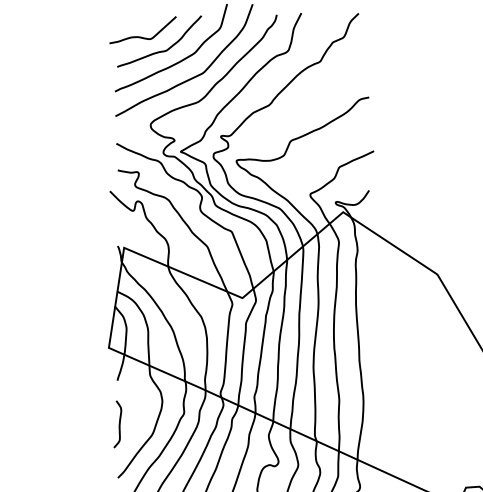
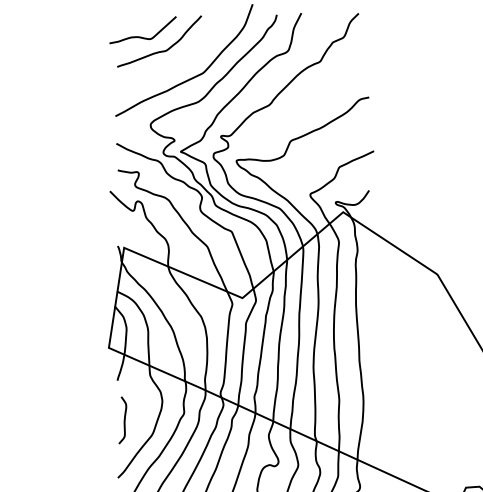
curve: present -> none (176, 62)
curve position: (118, 424) -> (123, 420) (123, 420)
